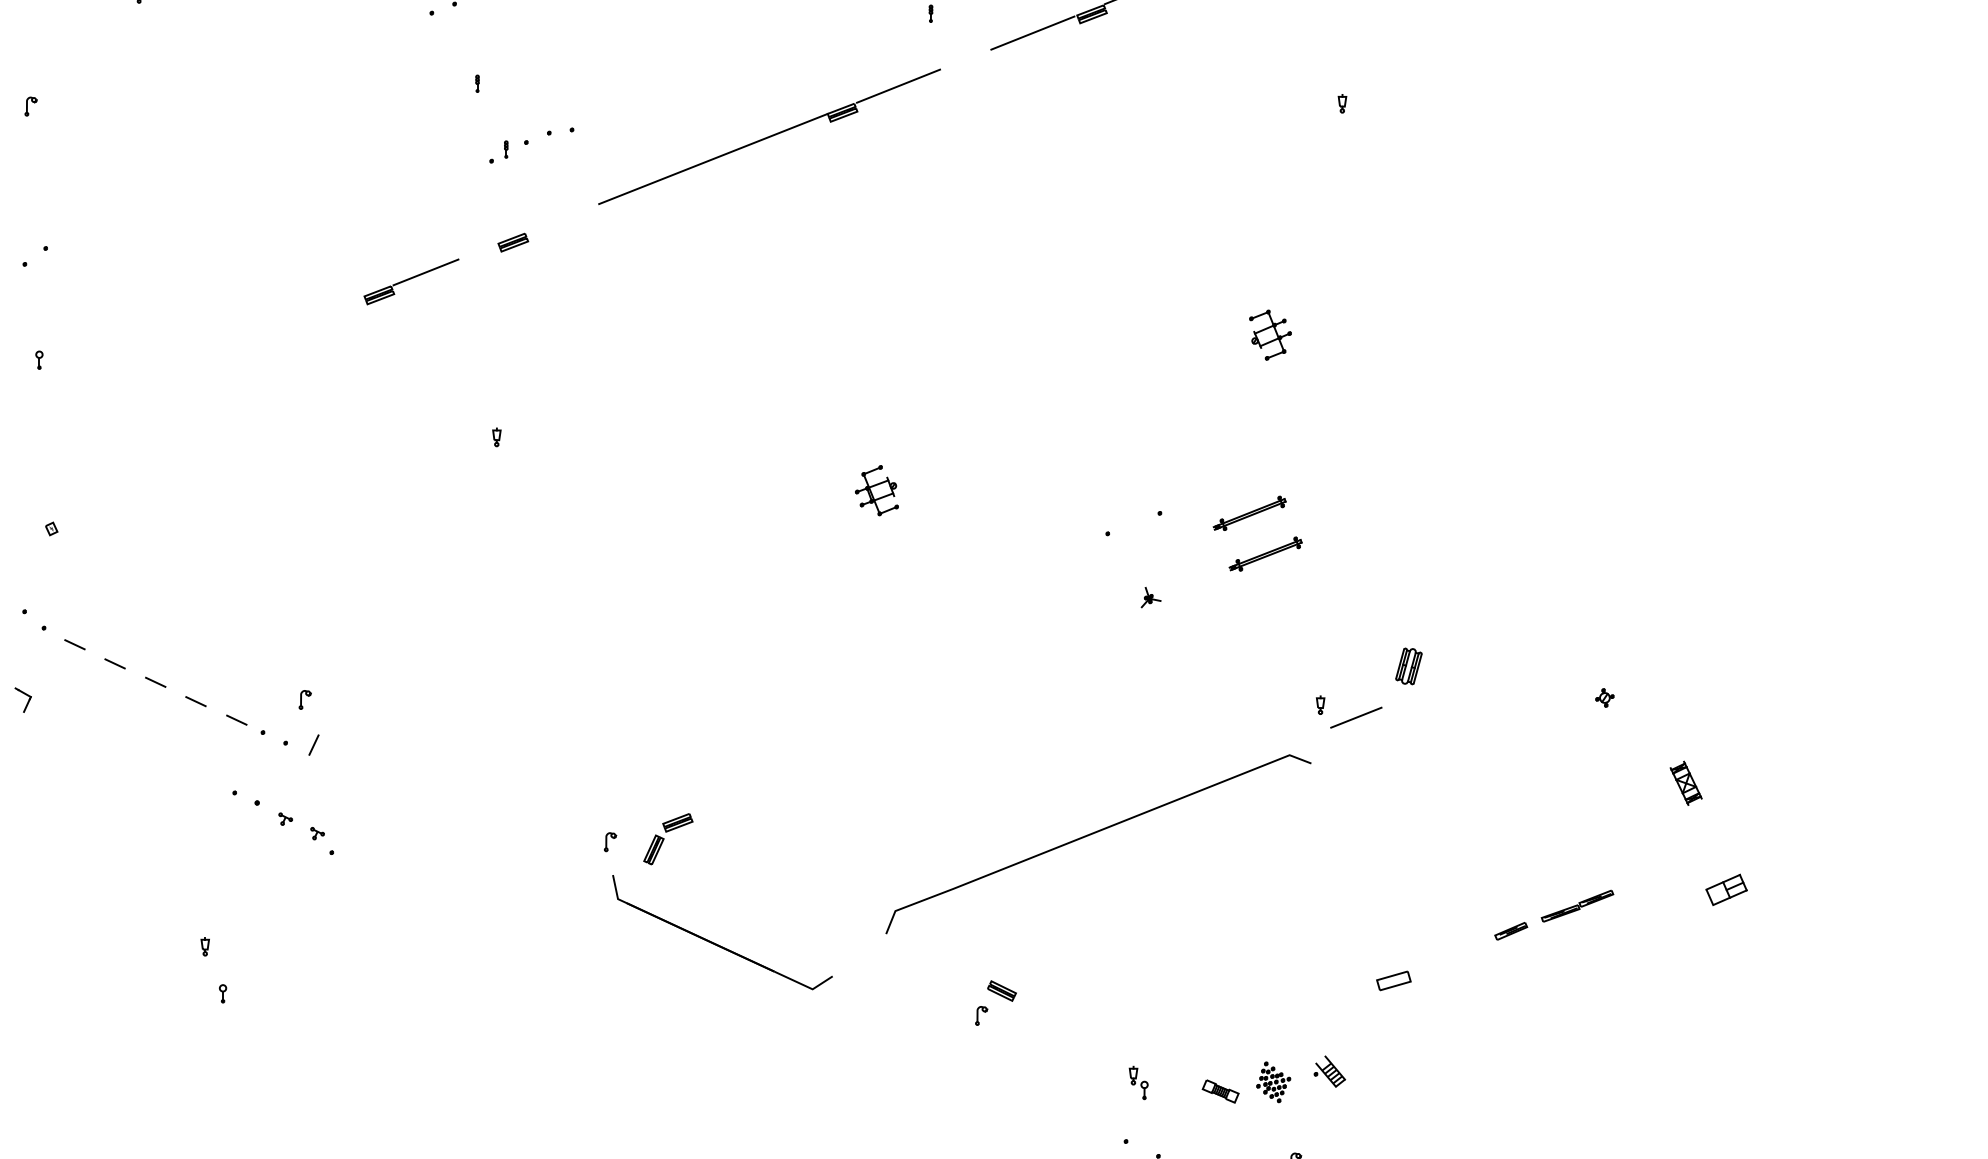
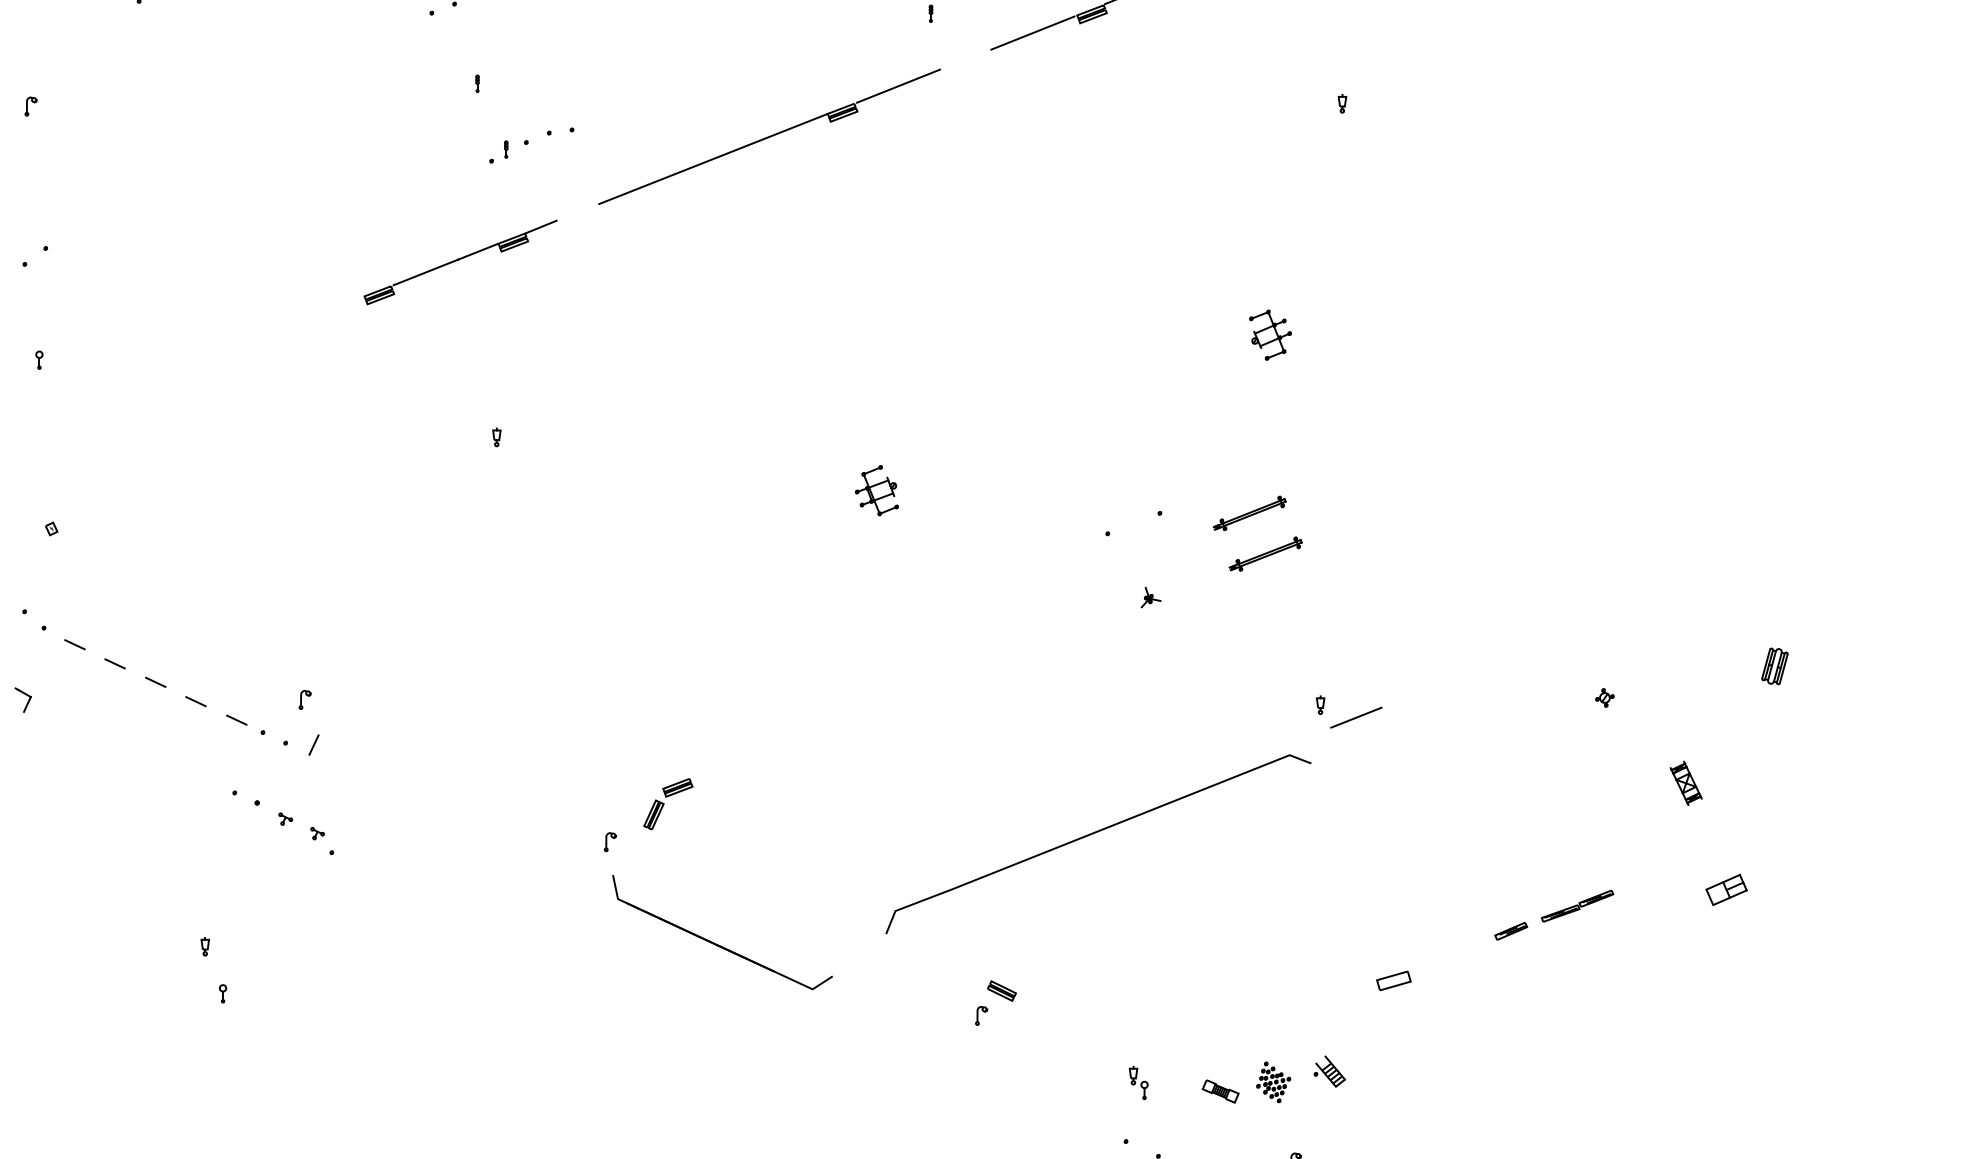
line: none -> present (540, 226)
line: none -> present (477, 251)
part position: (1408, 666) -> (1774, 666) (1774, 666)
part position: (668, 839) -> (668, 804) (668, 804)
